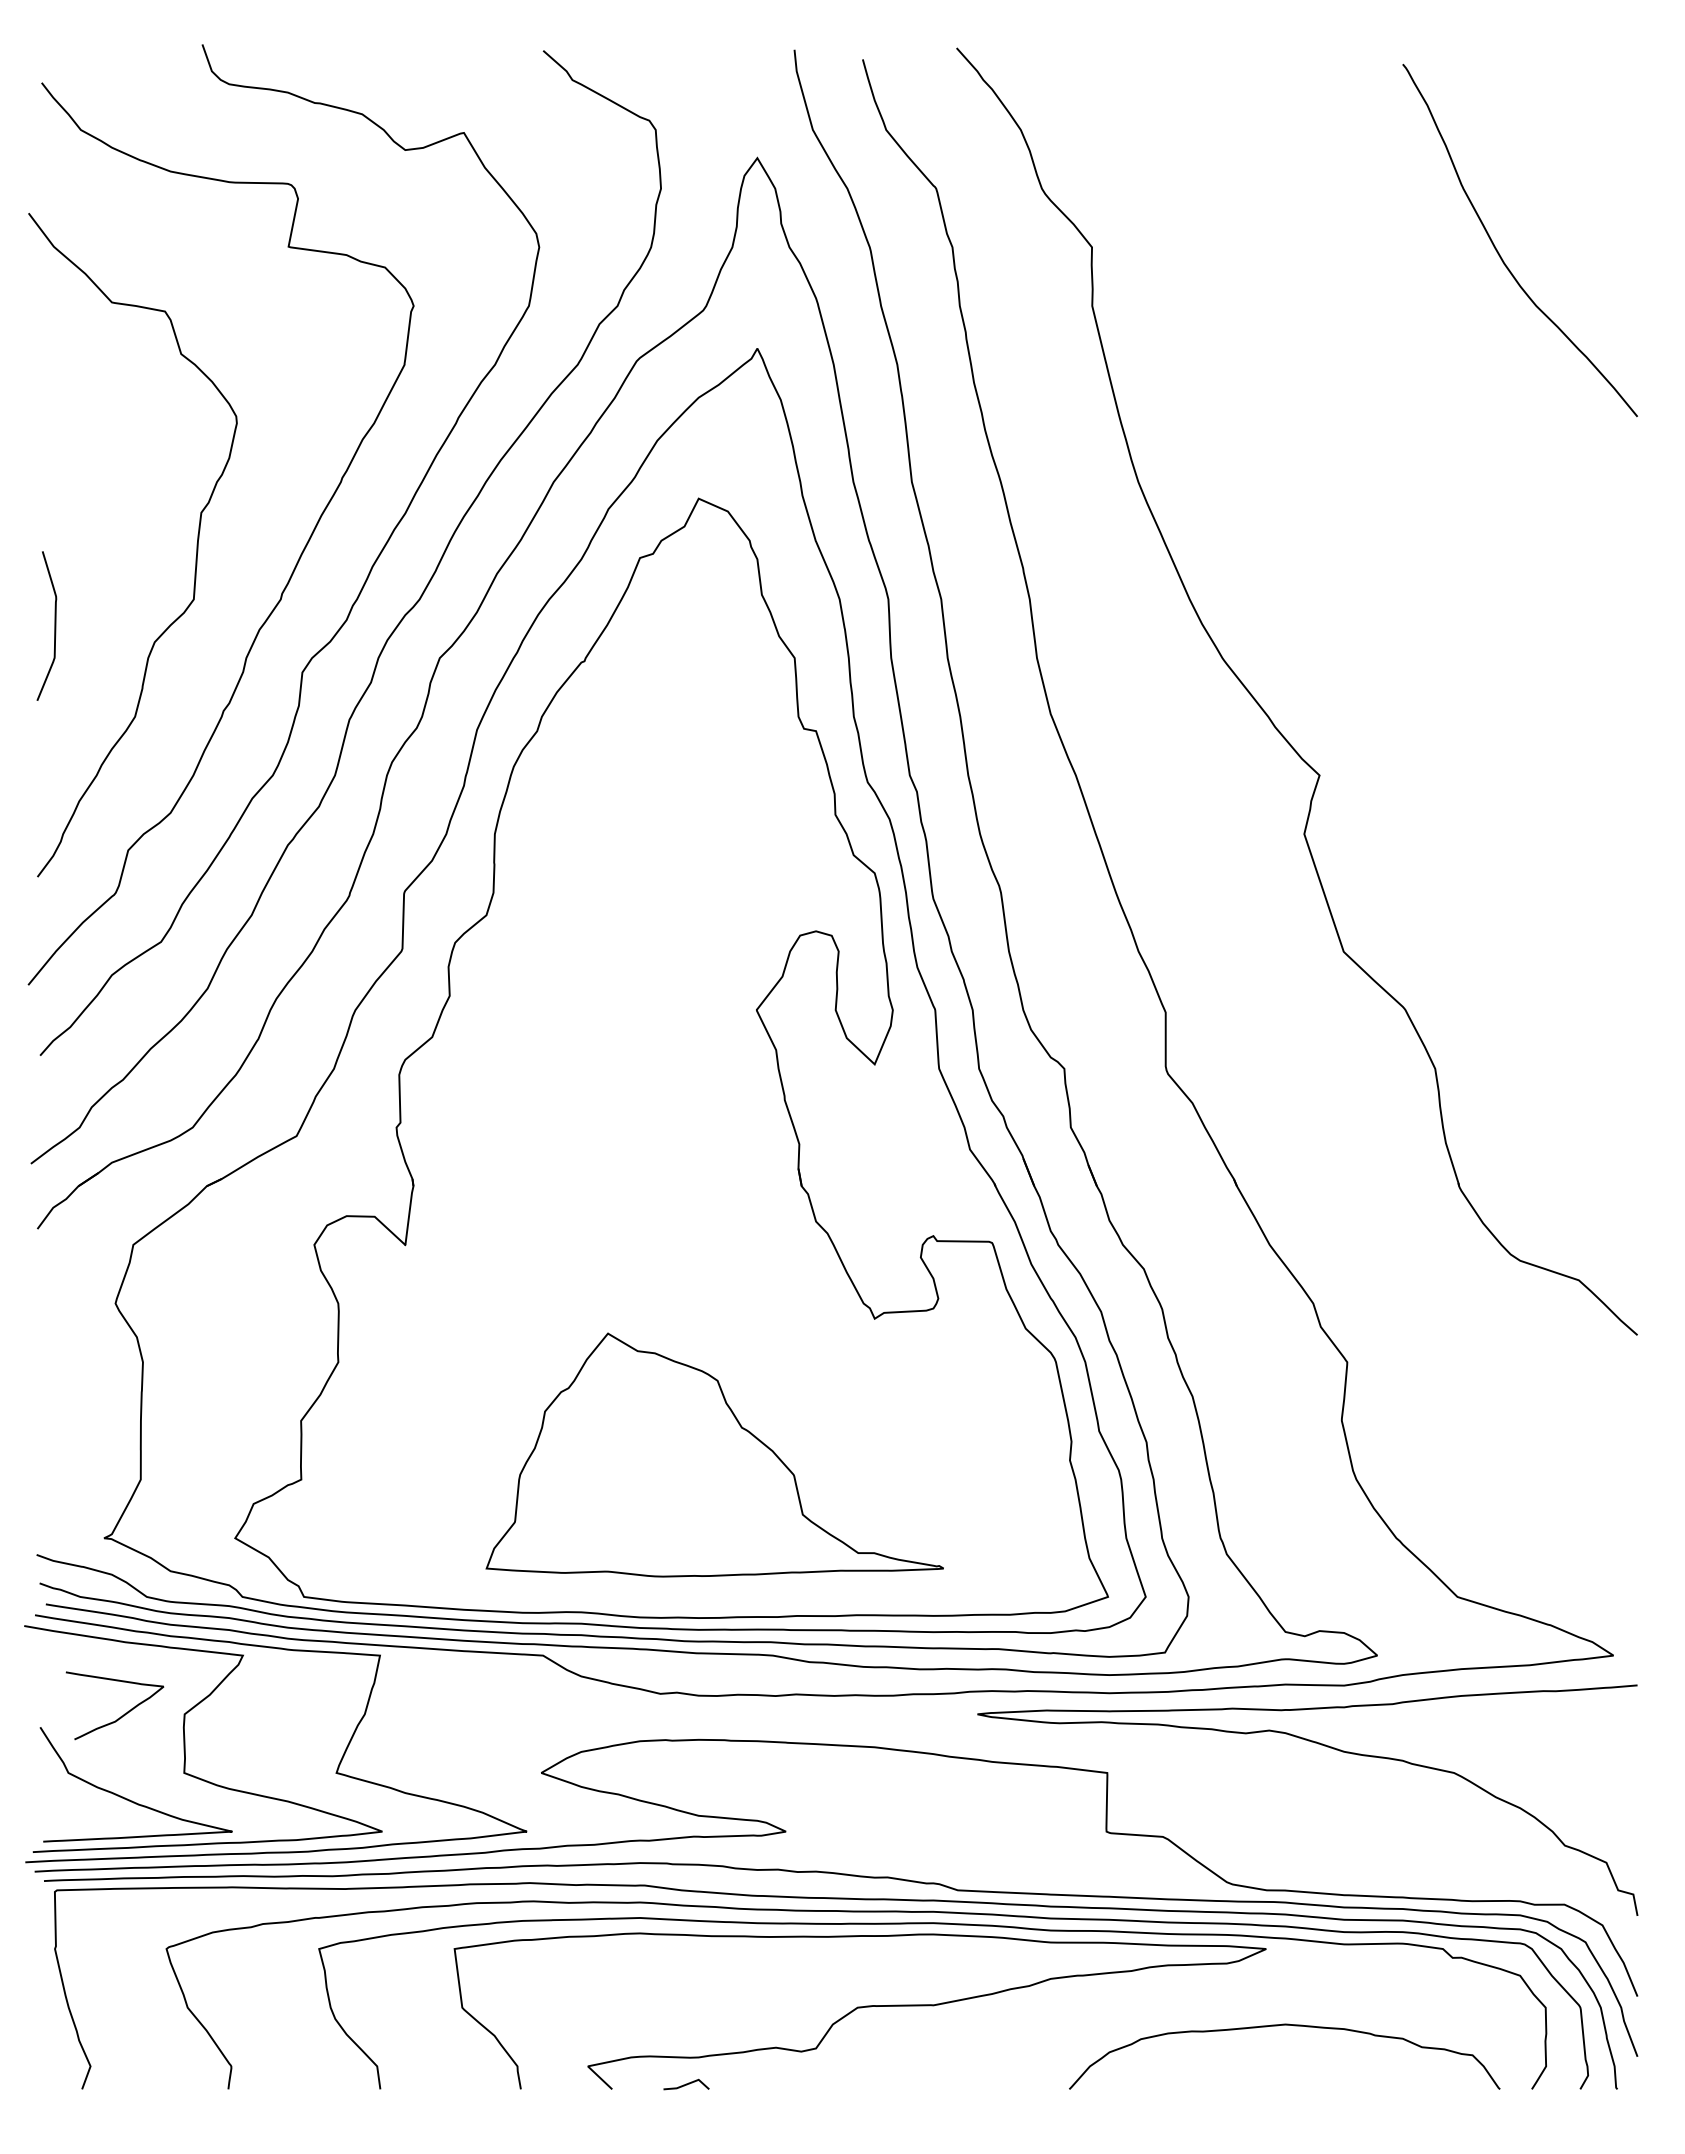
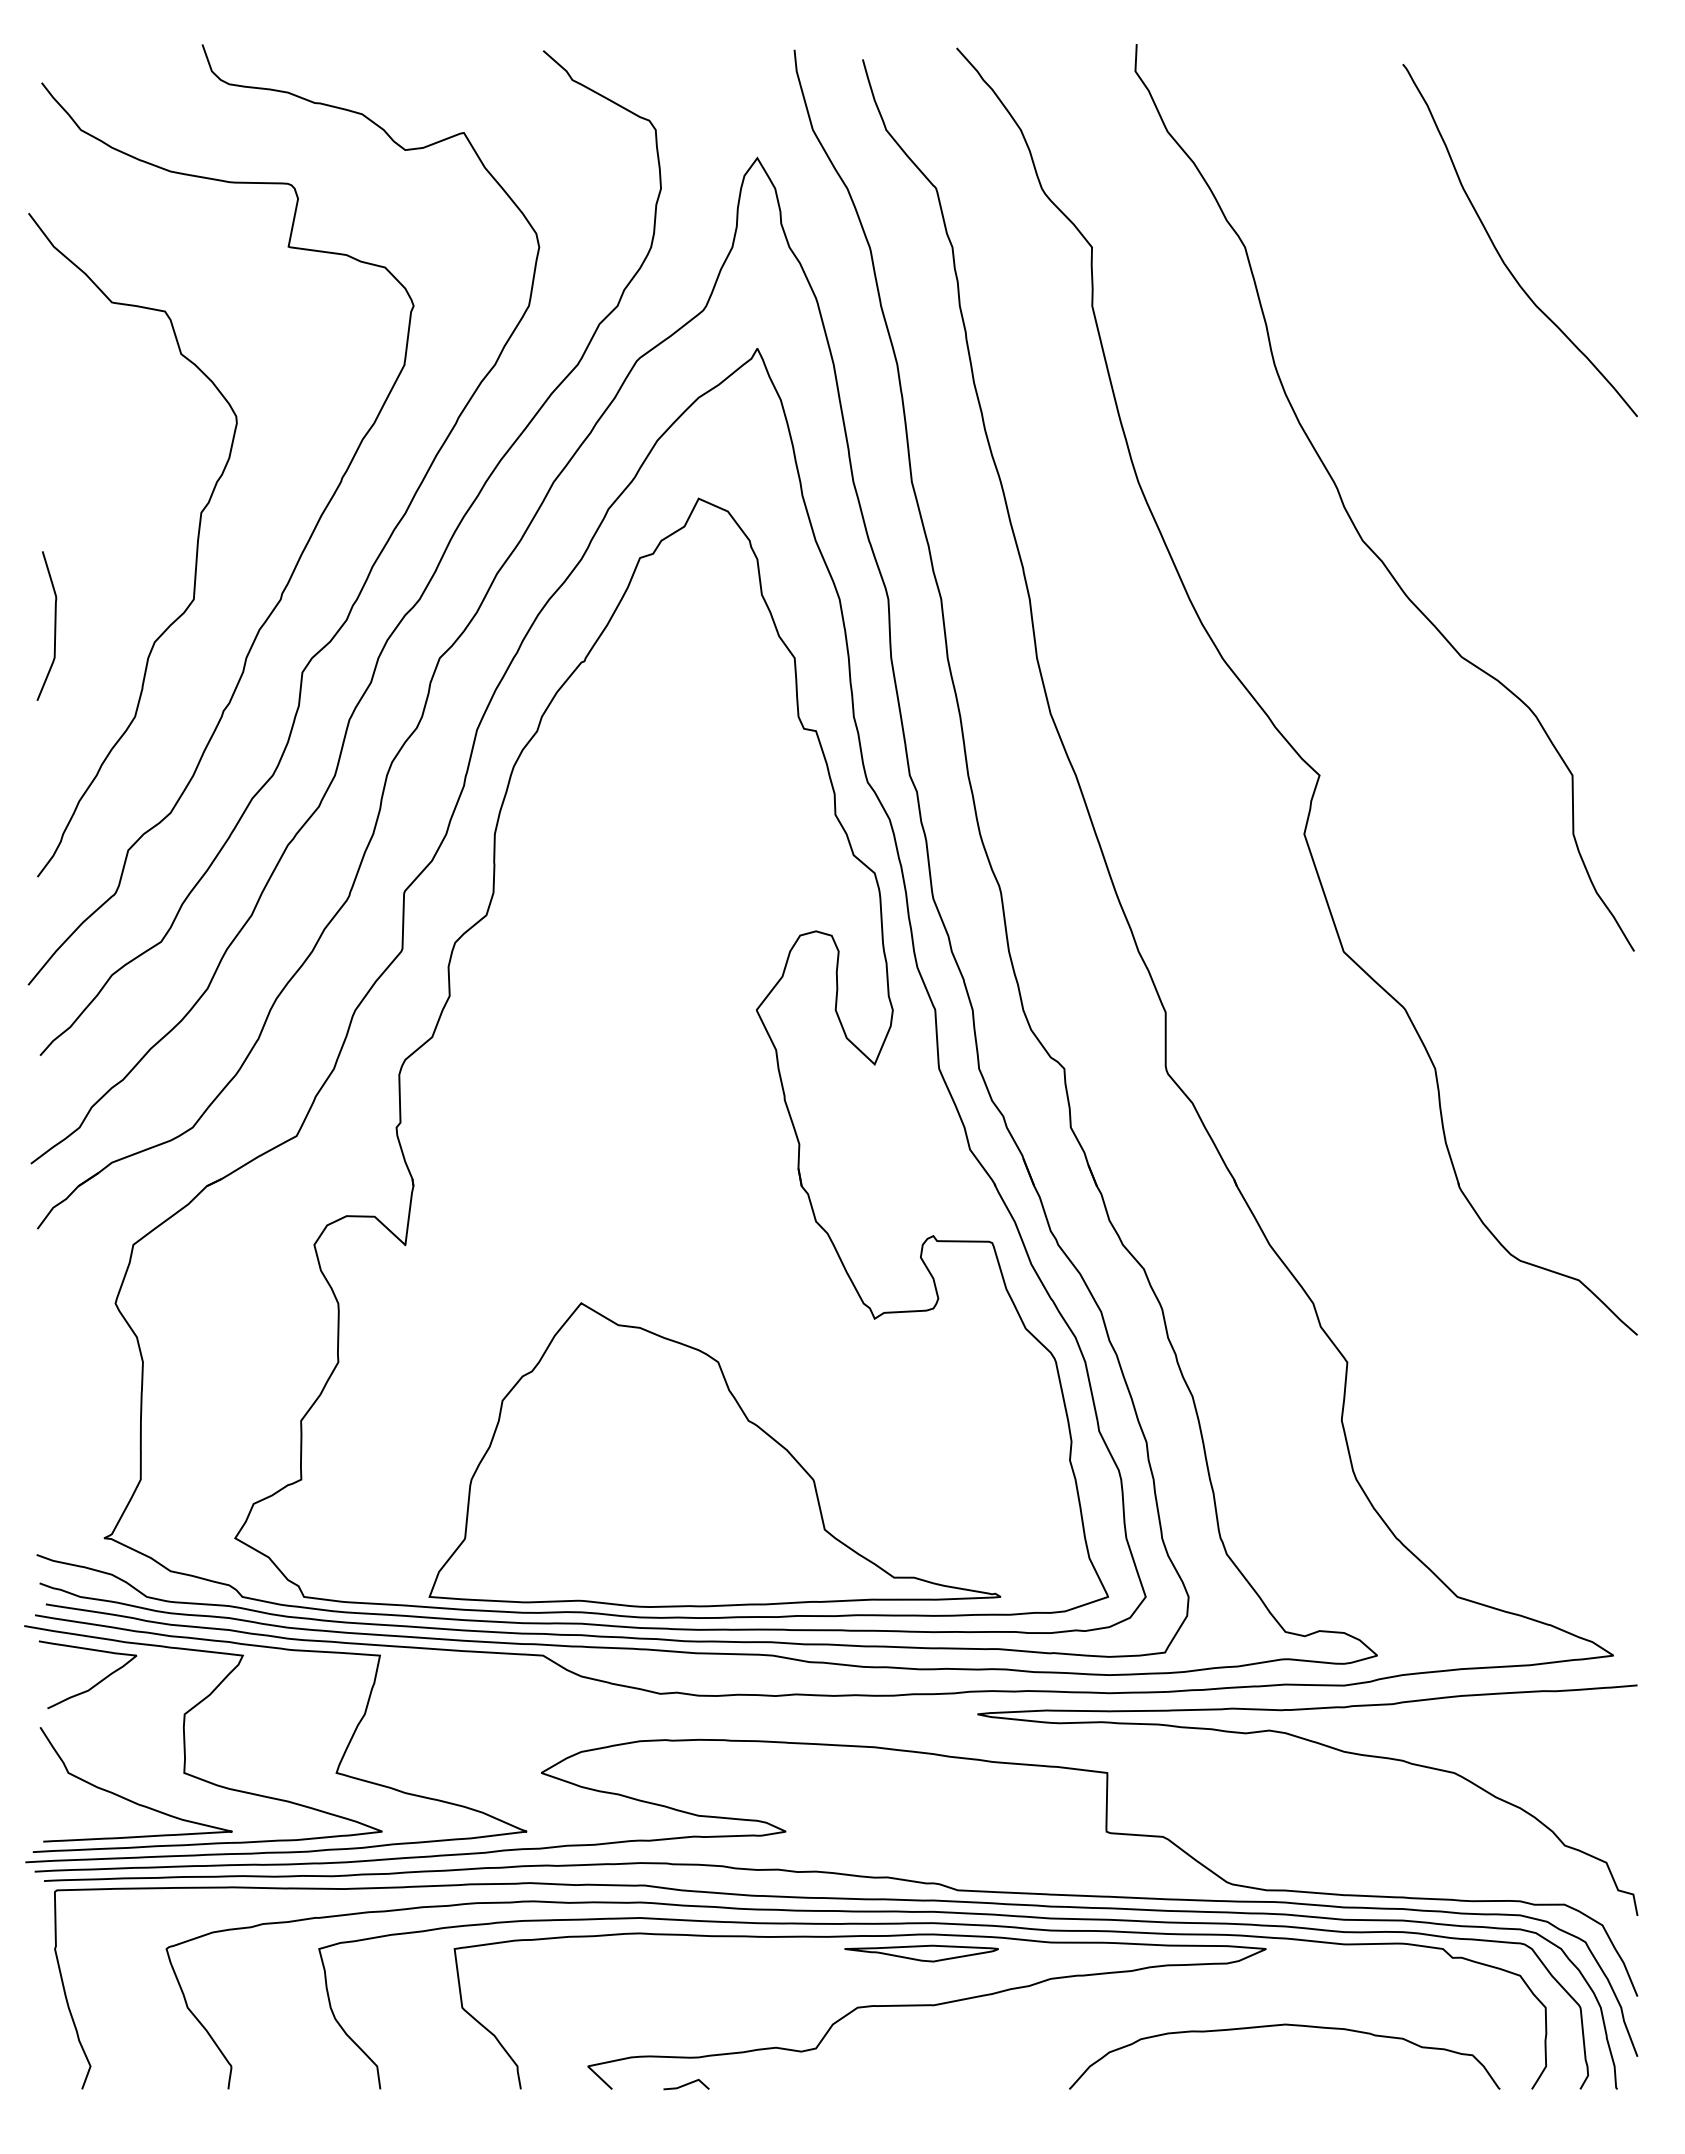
curve: none -> present (1349, 514)
part size: 459x246 px -> 574x306 px (714, 1454)
curve position: (120, 1716) -> (93, 1685) (93, 1685)
part: none -> present (921, 1953)
